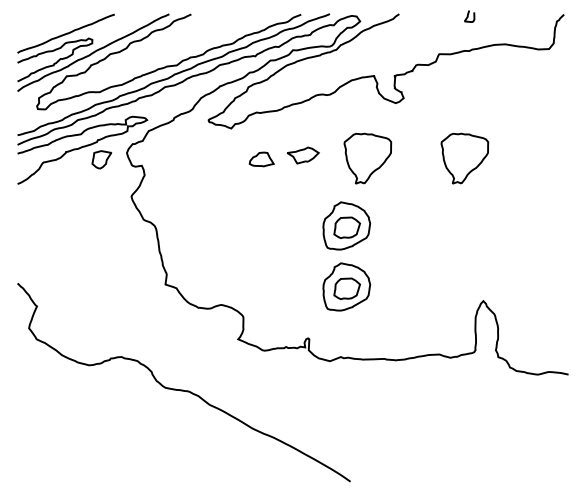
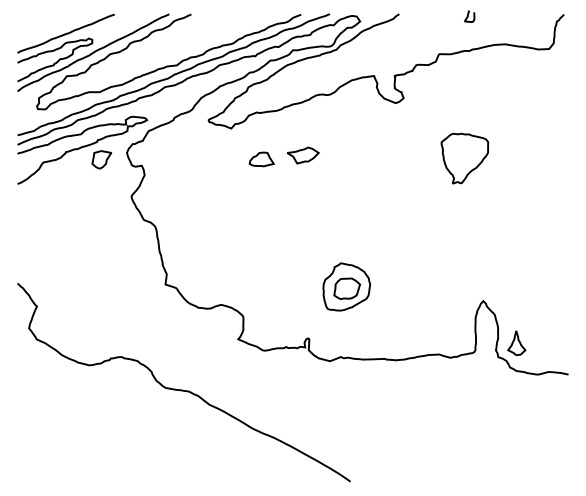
part: present -> none (367, 158)
part: present -> none (346, 225)
part: none -> present (516, 342)
